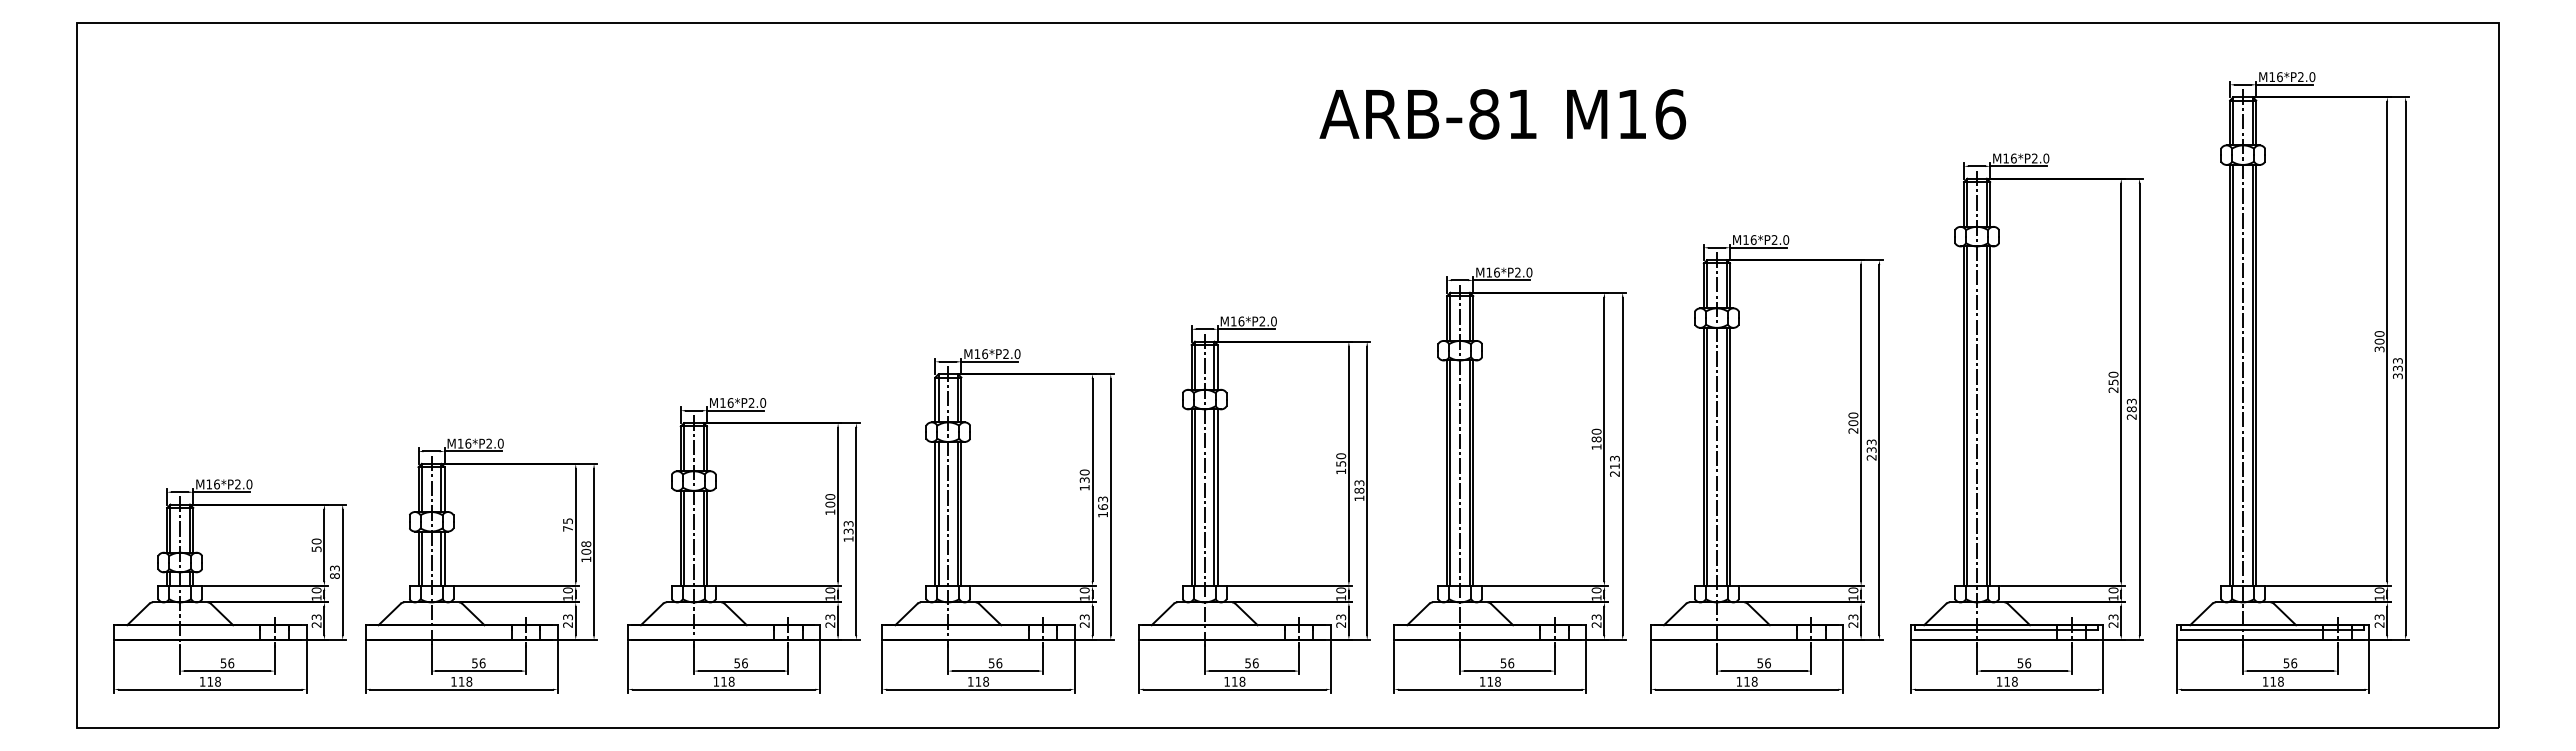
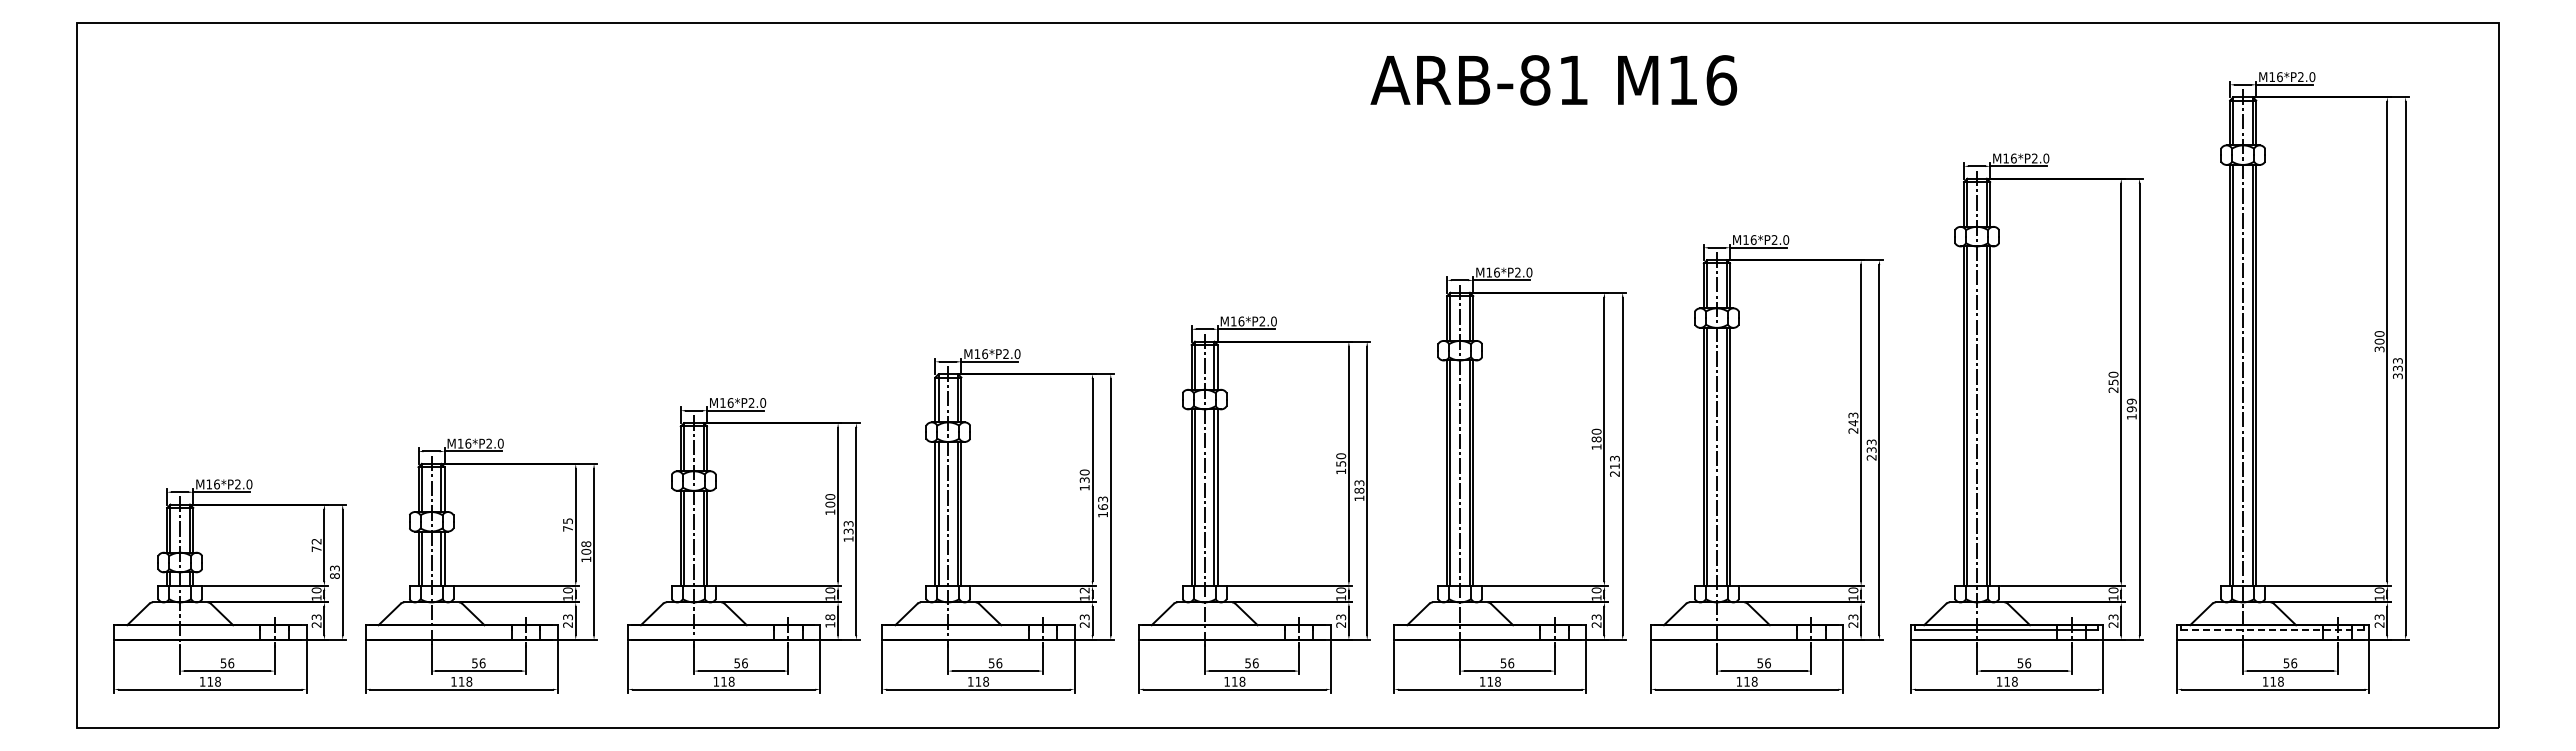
text position: (1502, 114) -> (1553, 80) (1553, 80)
text: 283 -> 199 (2131, 408)
text: 200 -> 243 (1853, 419)
text: 50 -> 72 (316, 545)
text: 10 -> 12 (1084, 590)
text: 23 -> 18 (830, 620)
line: solid -> dashed (2272, 630)
